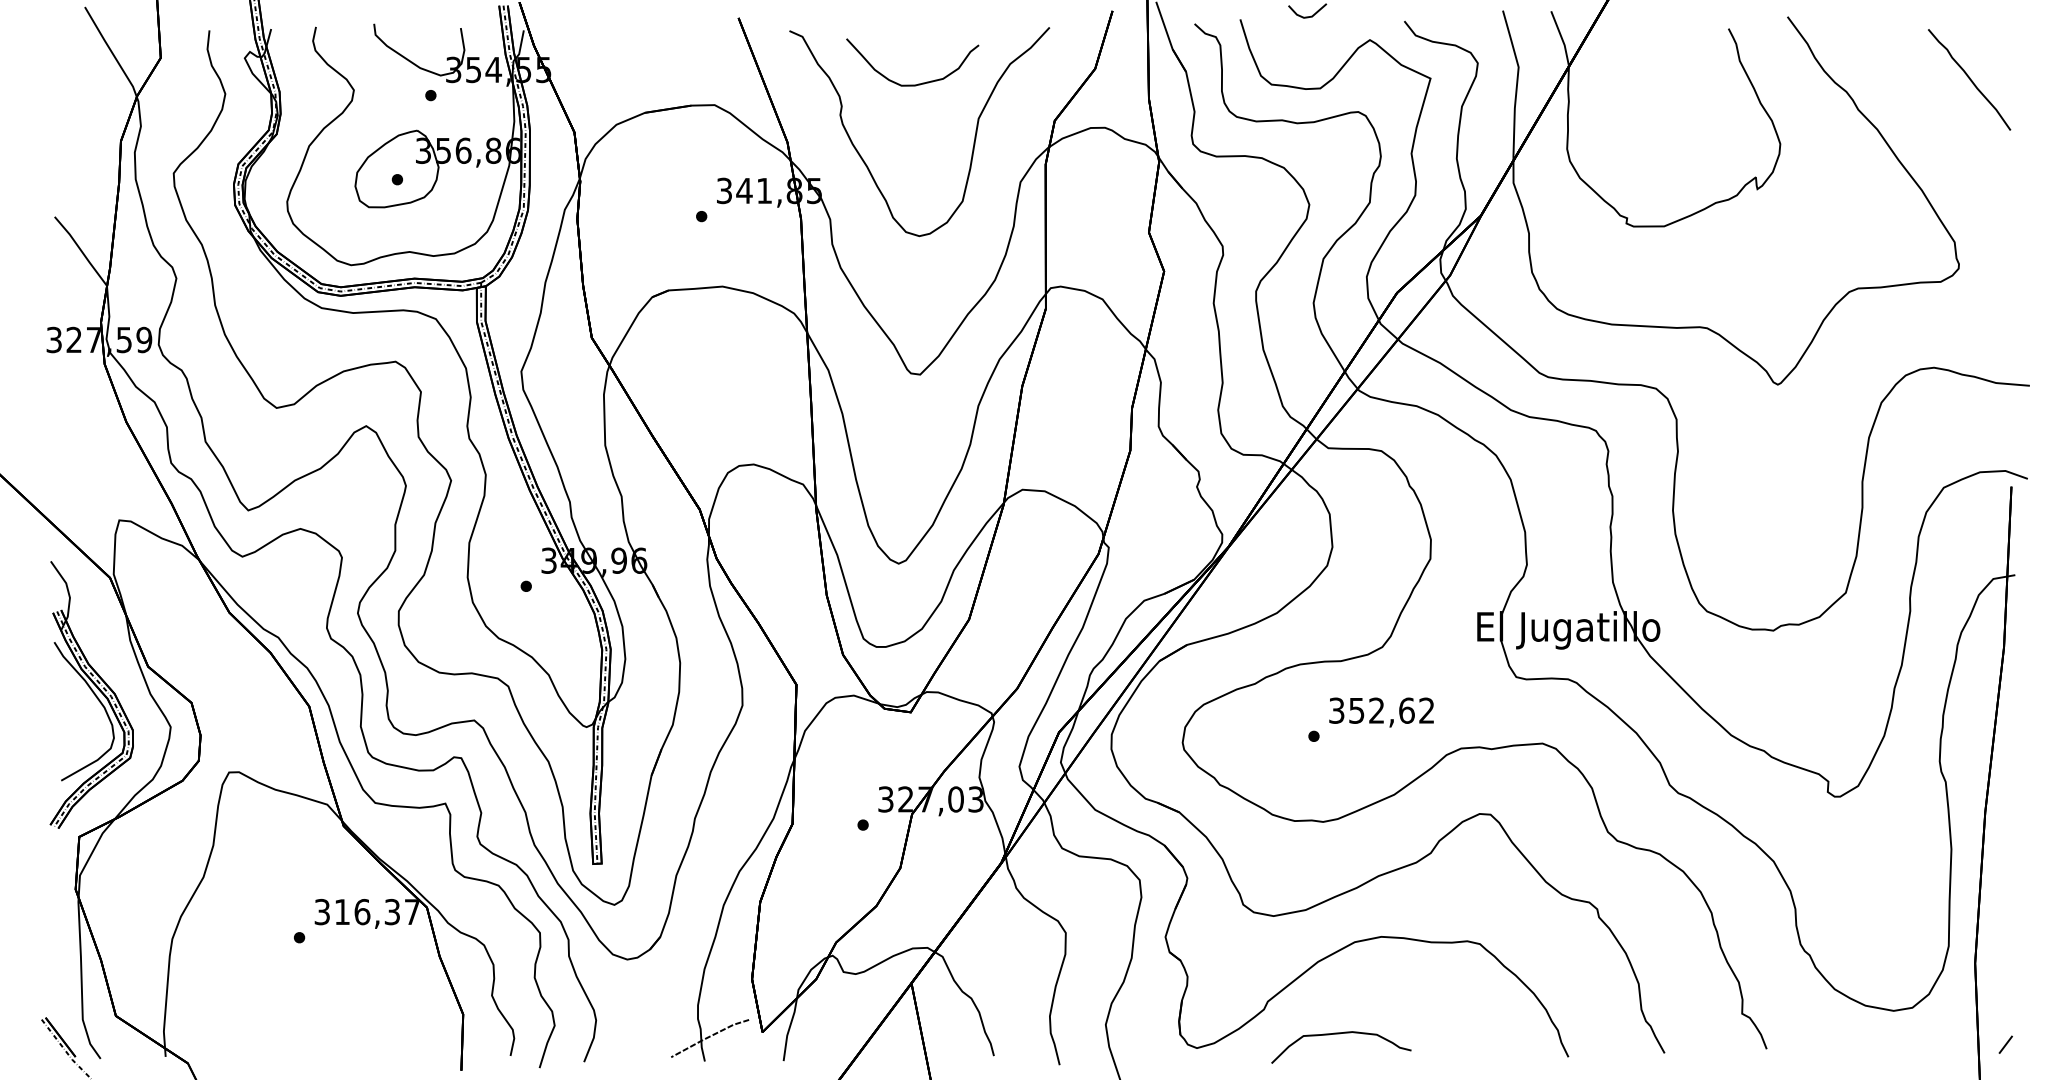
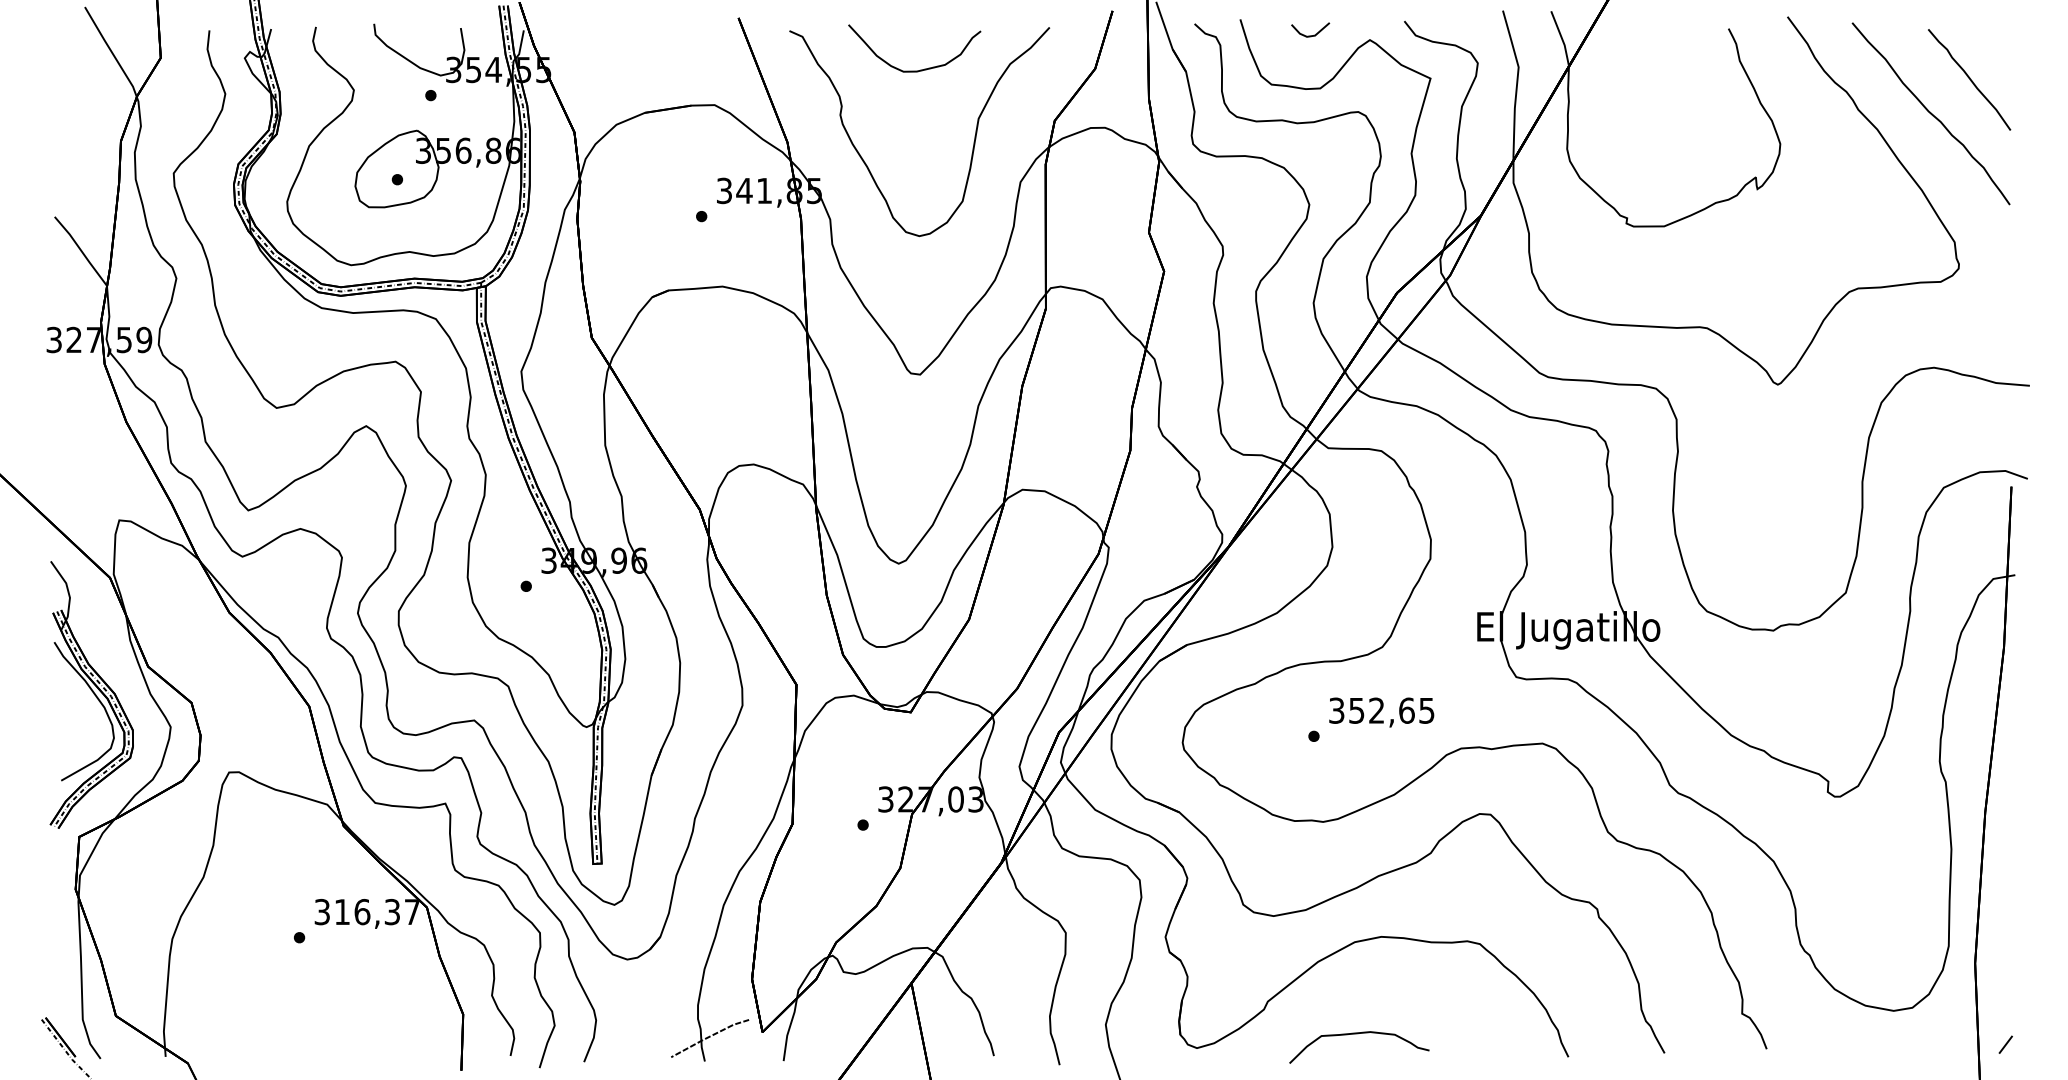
line position: (1307, 16) -> (1310, 35) (1310, 35)
curve position: (918, 83) -> (920, 69) (920, 69)
curve: none -> present (1930, 113)
text: 352,62 -> 352,65 (1426, 710)
curve position: (1340, 1034) -> (1358, 1034) (1358, 1034)
